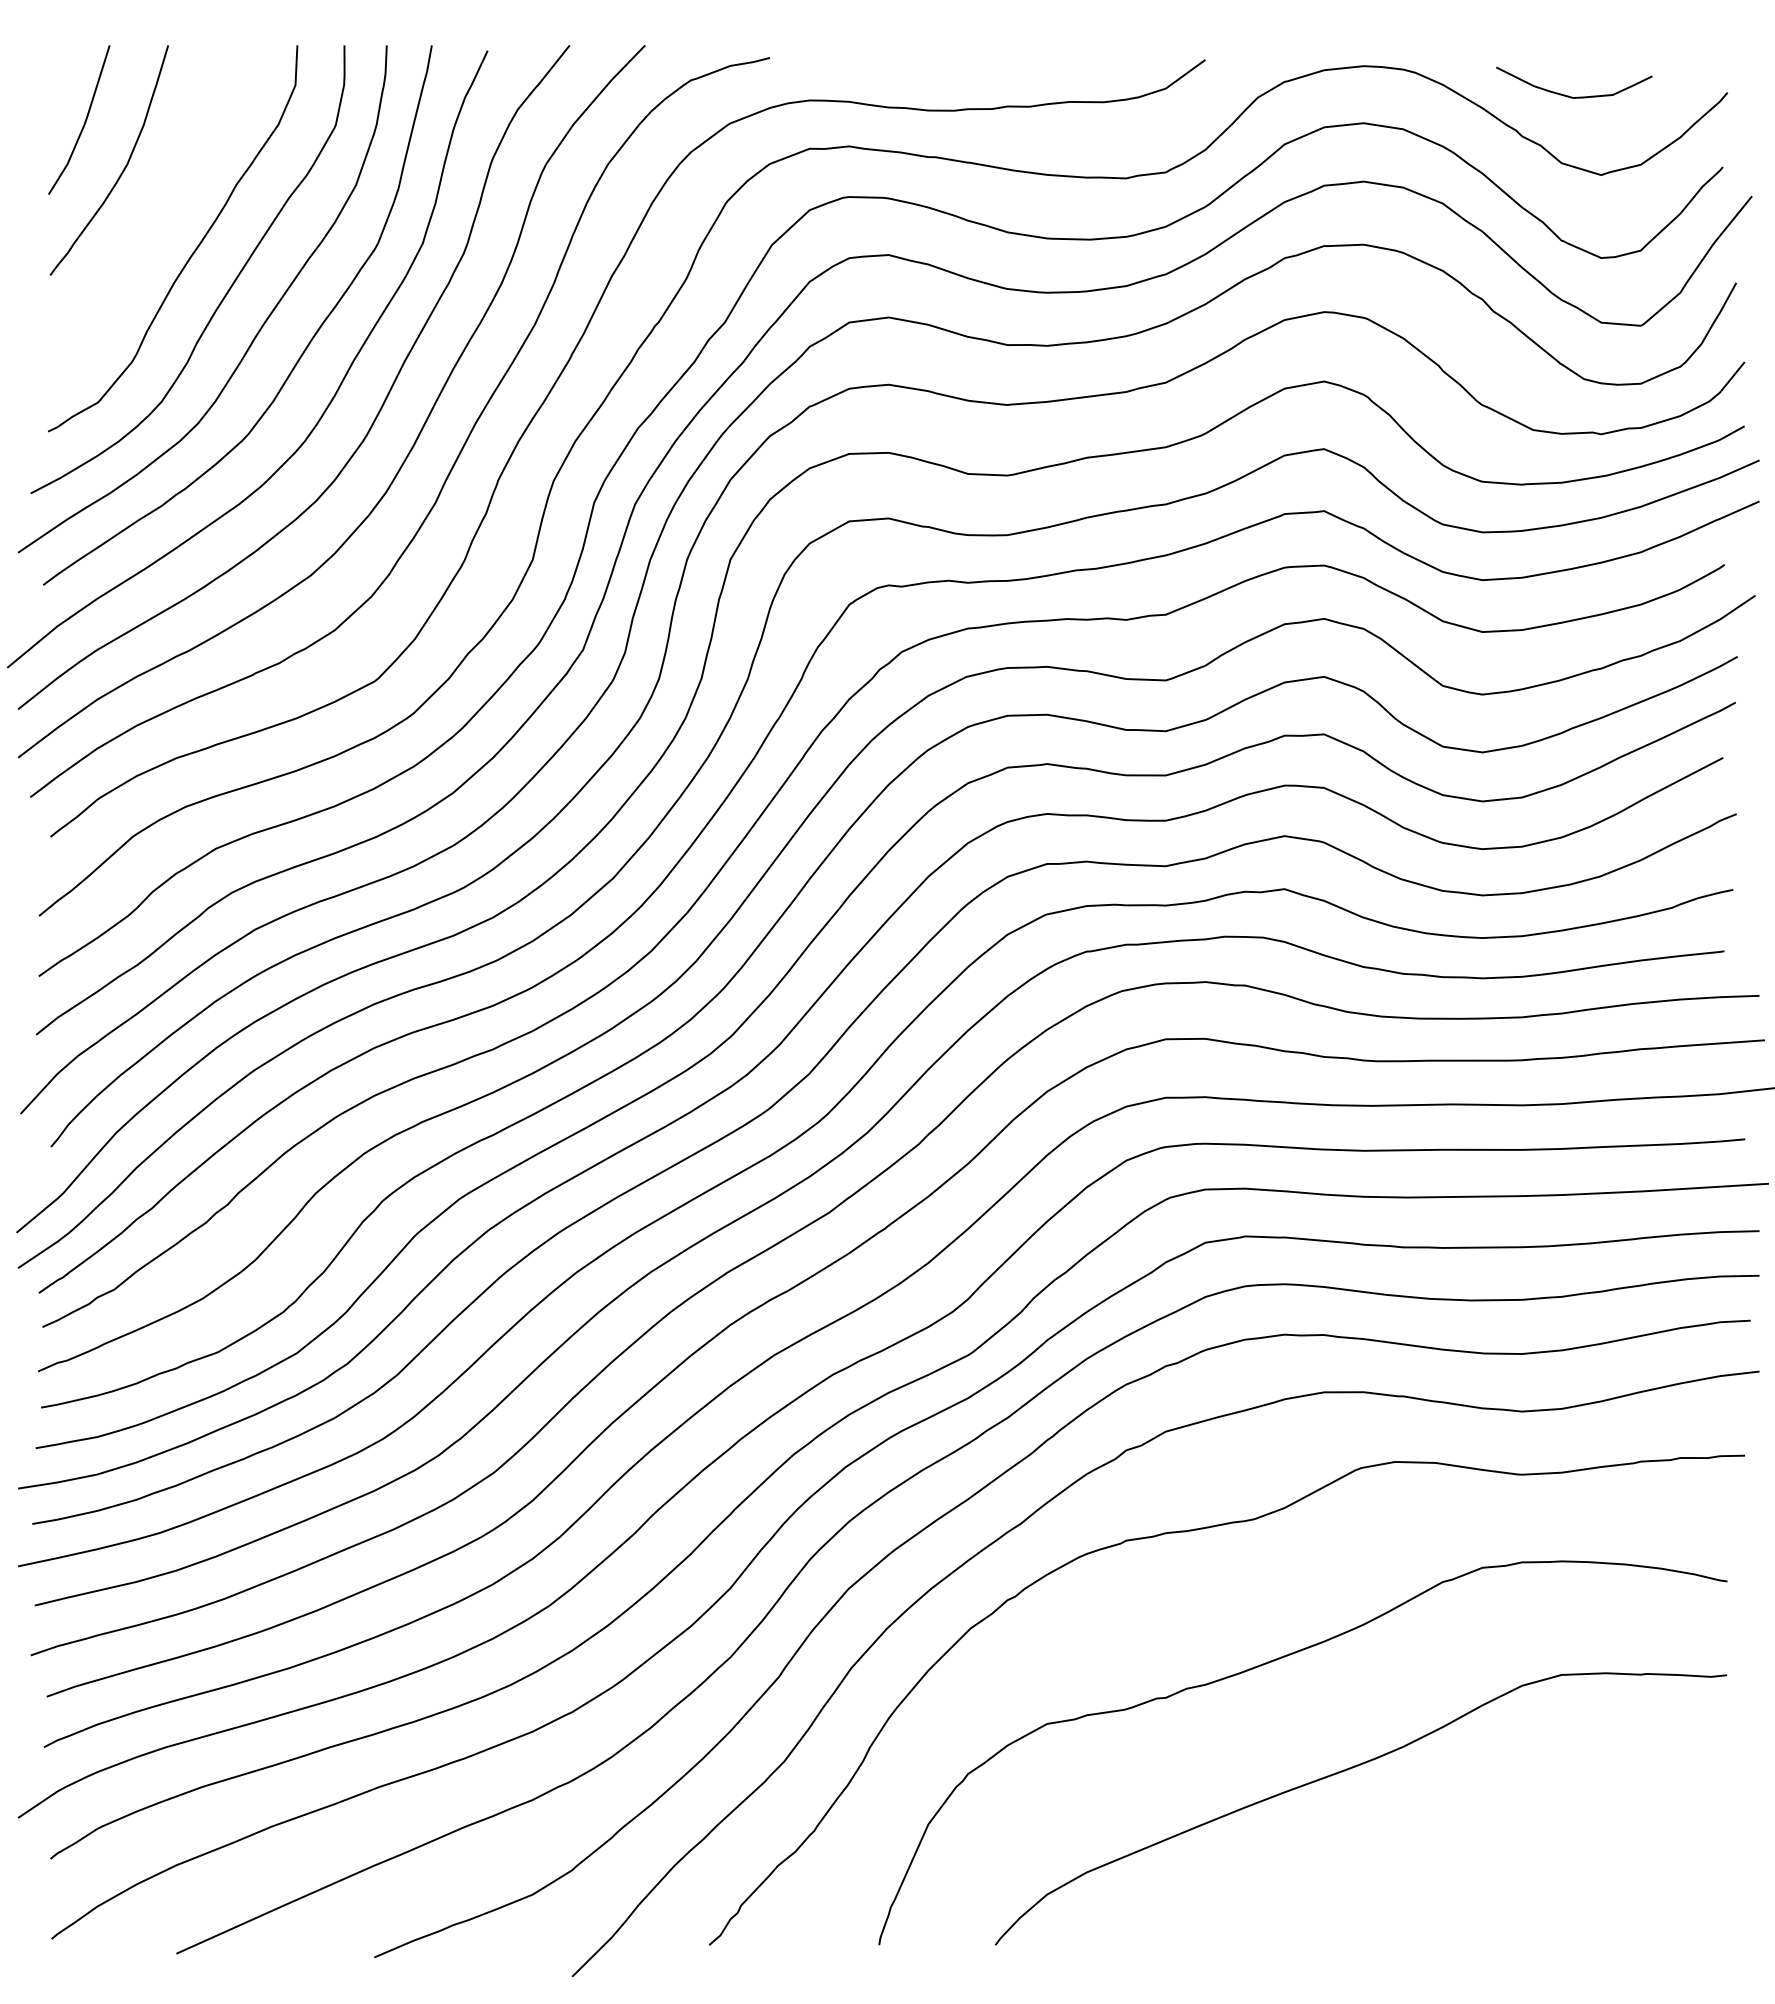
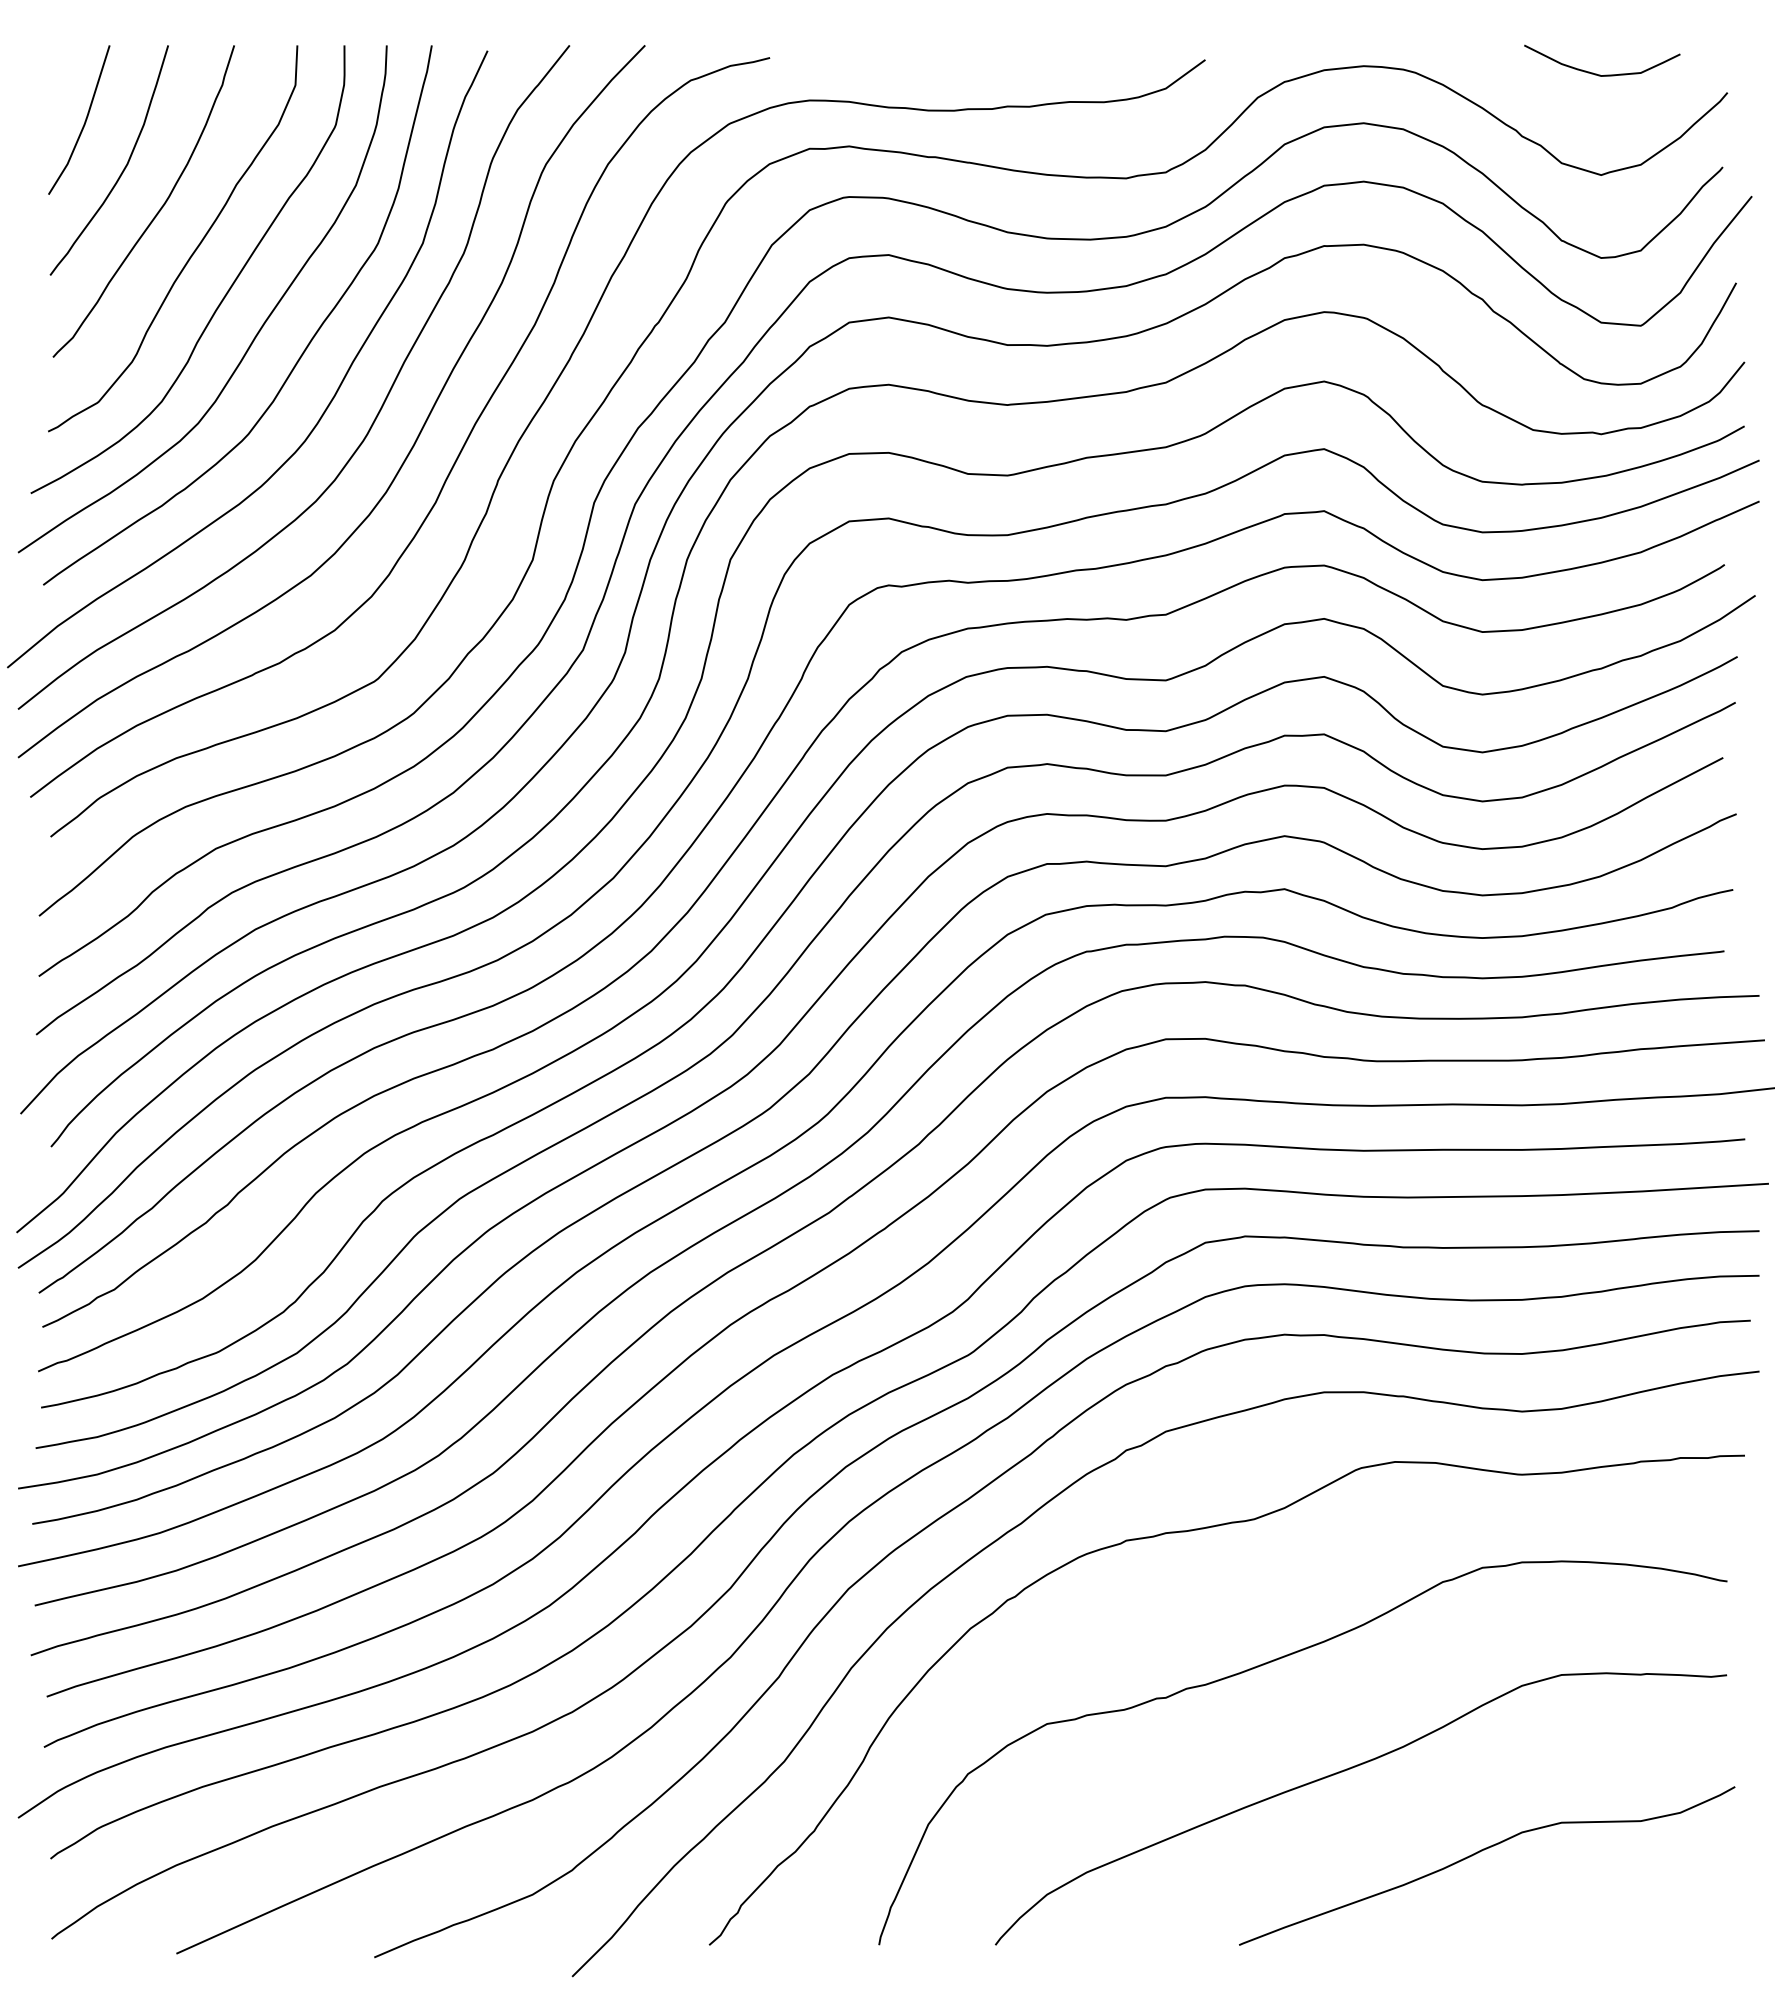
curve position: (1572, 96) -> (1600, 74) (1600, 74)
curve: none -> present (158, 210)
curve: none -> present (1480, 1852)
